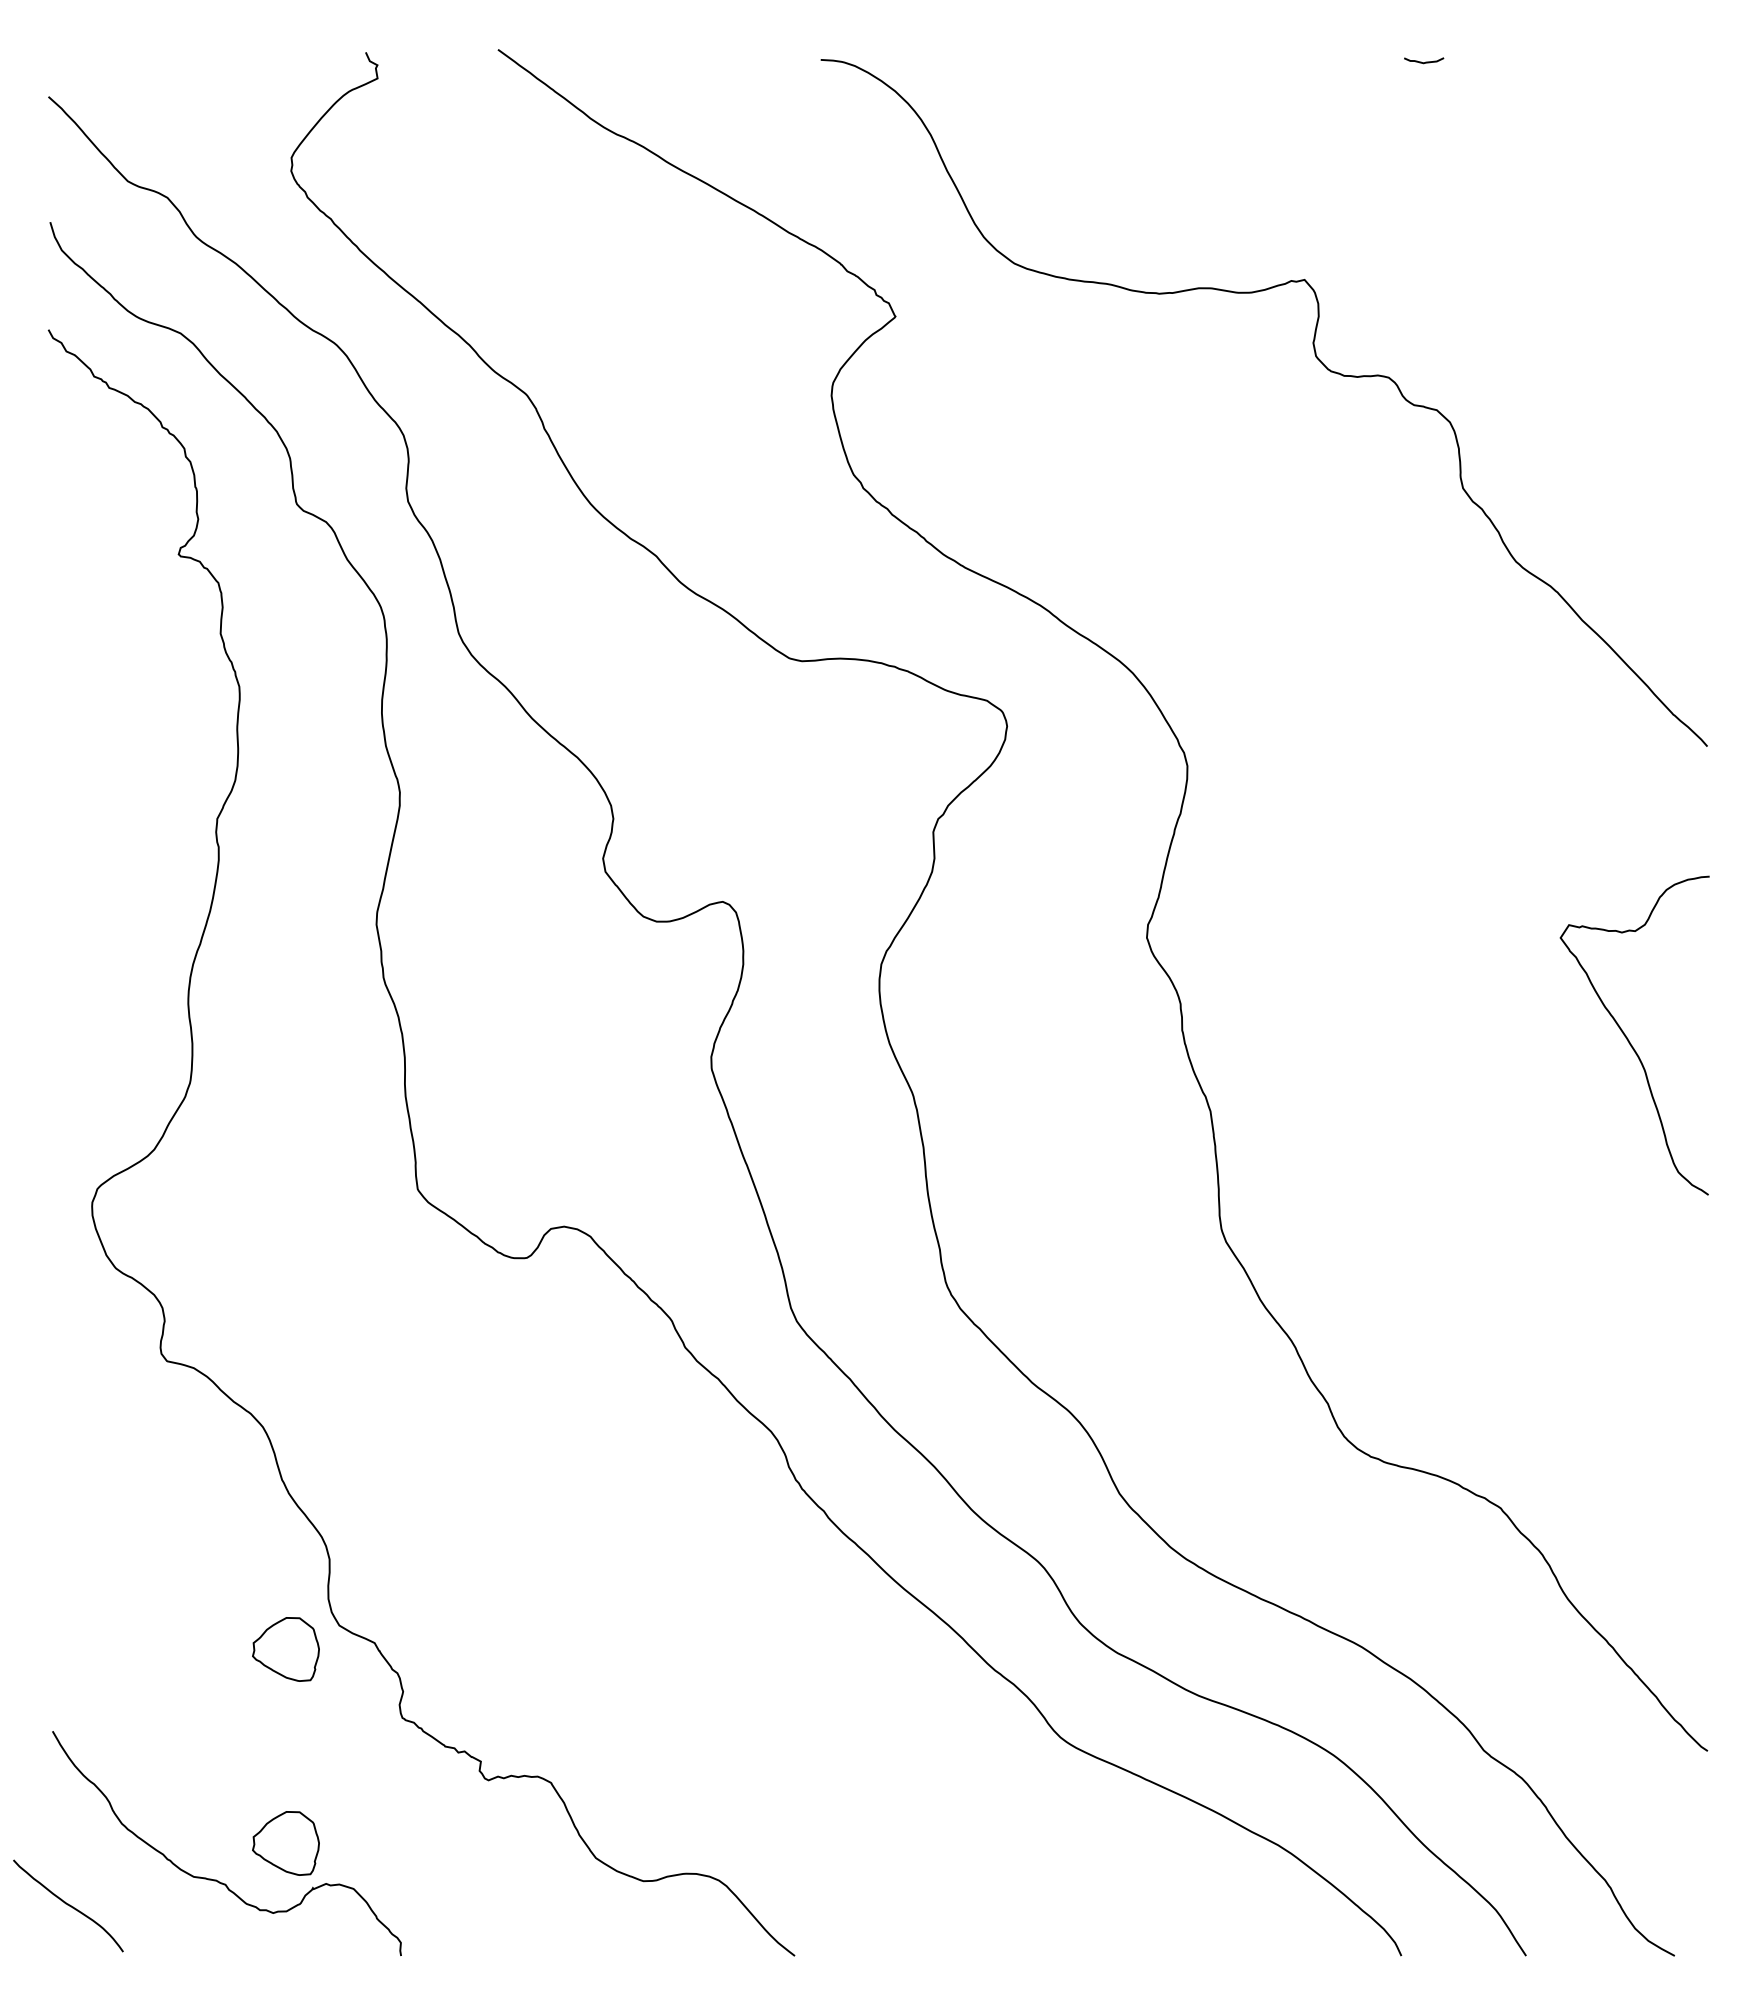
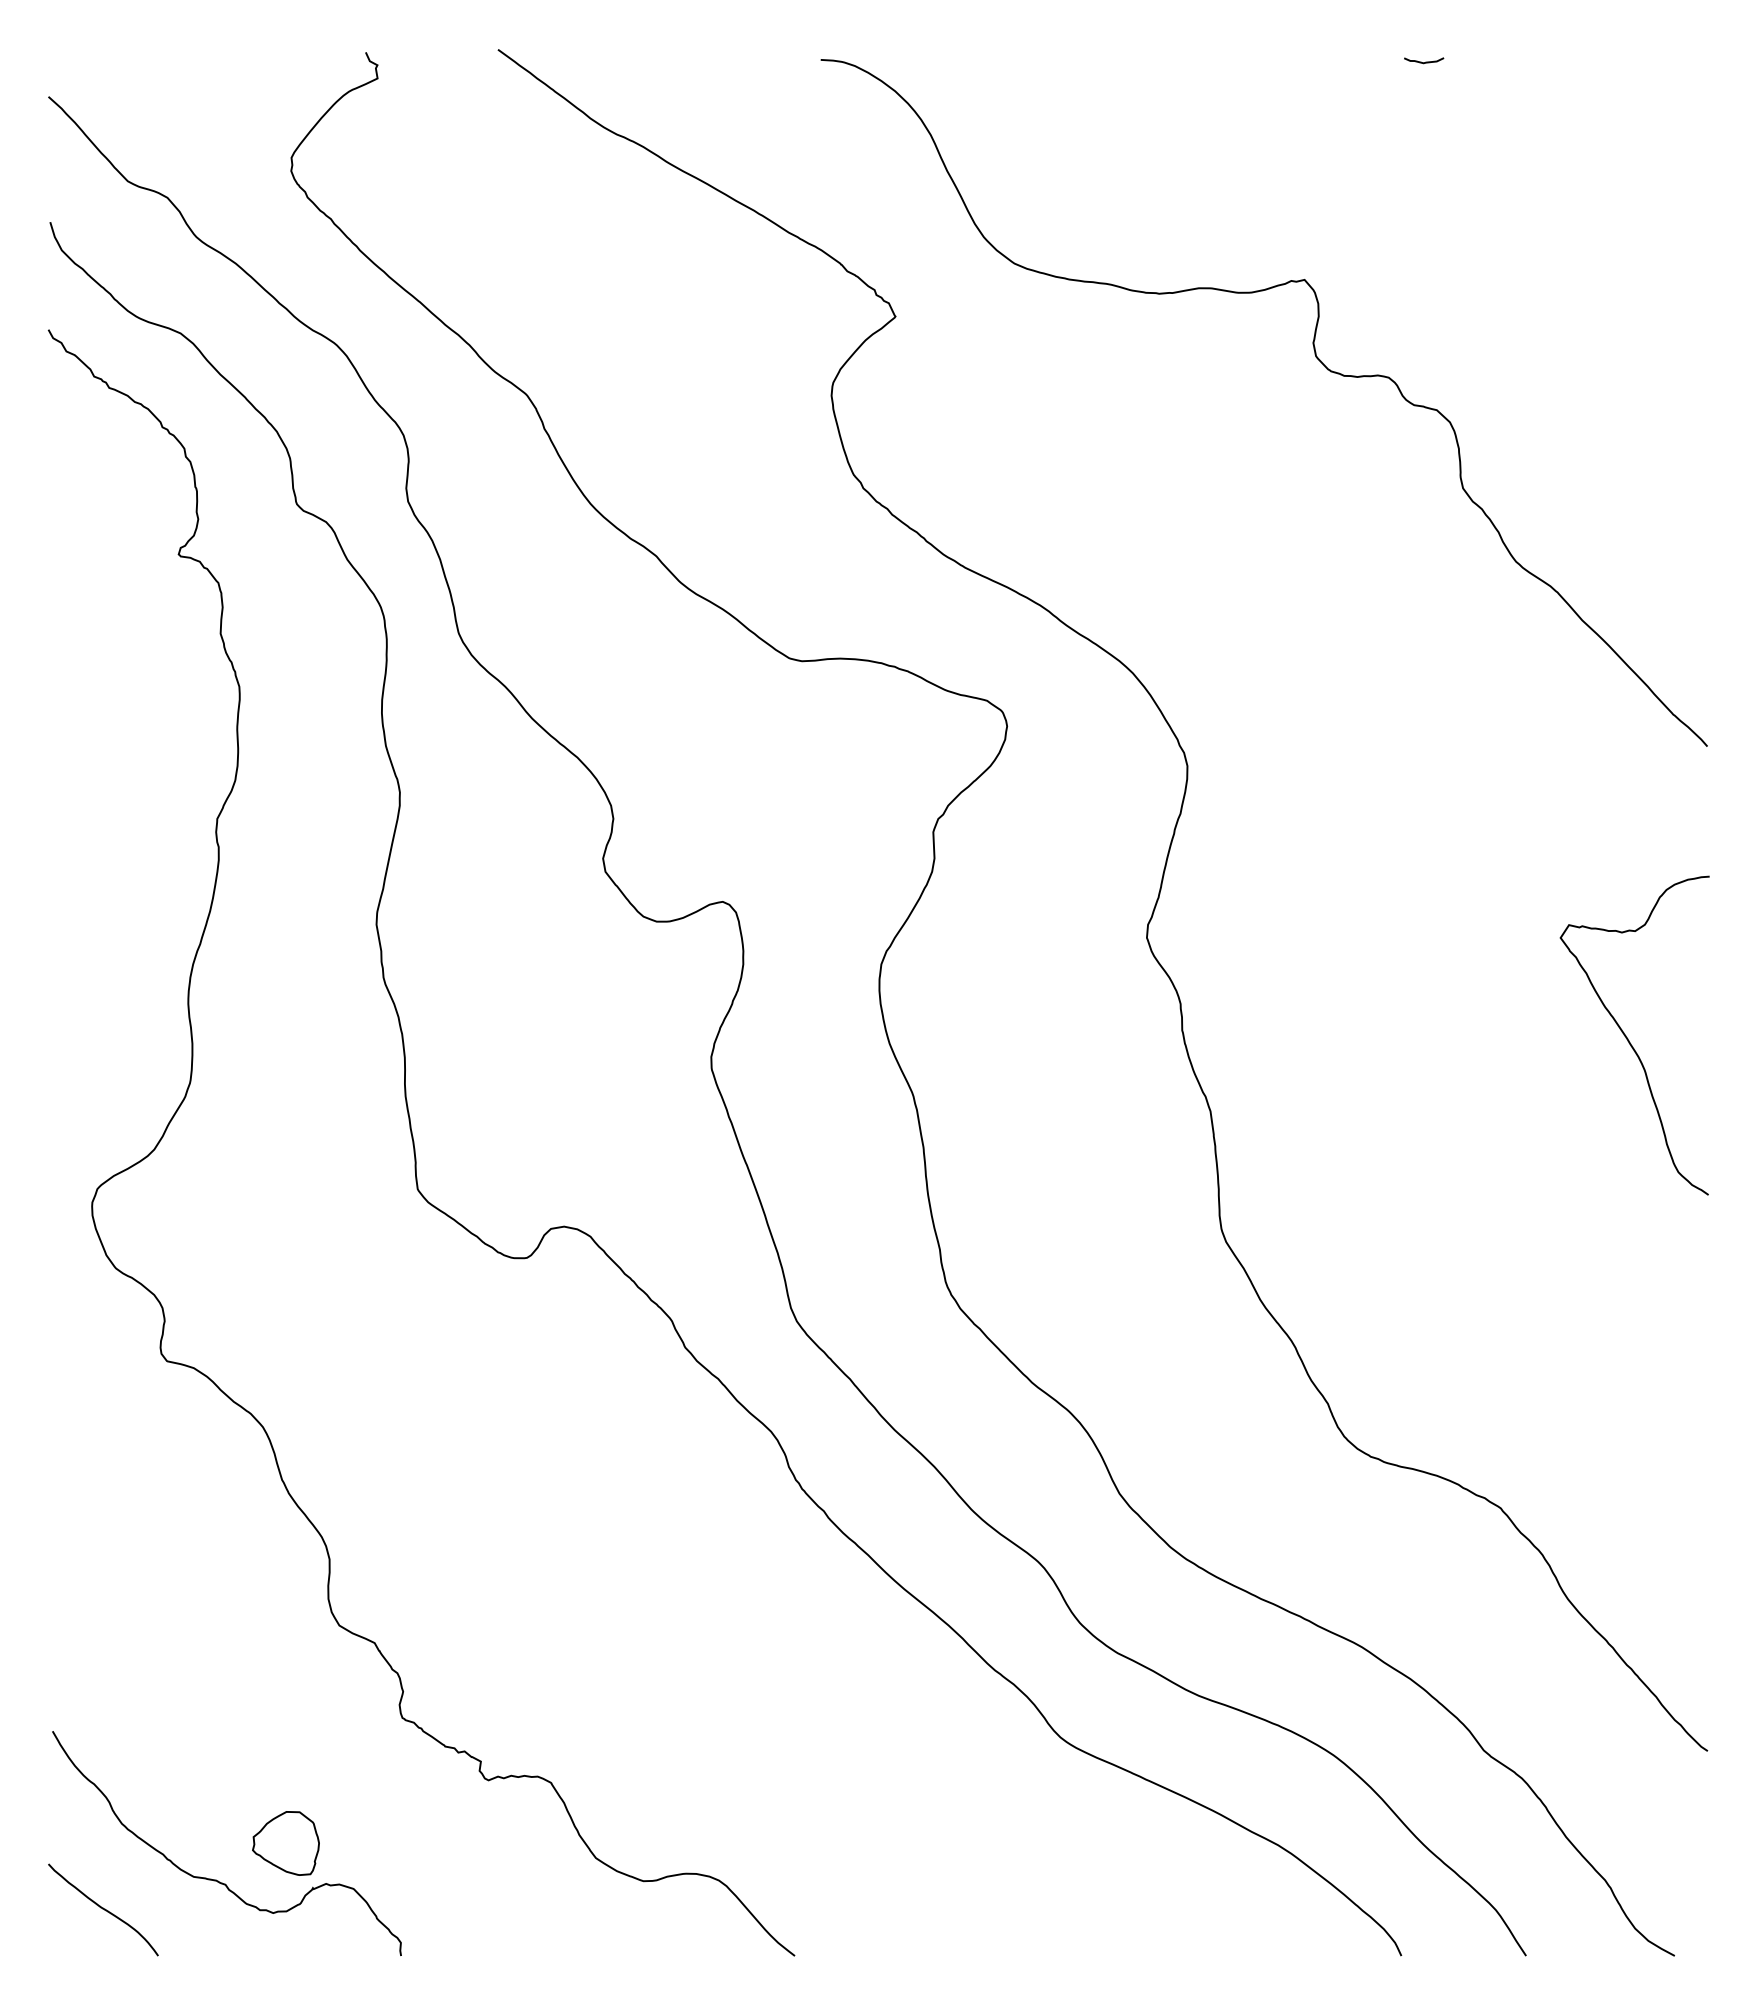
part: present -> none (285, 1649)
curve position: (68, 1905) -> (103, 1909) (103, 1909)
